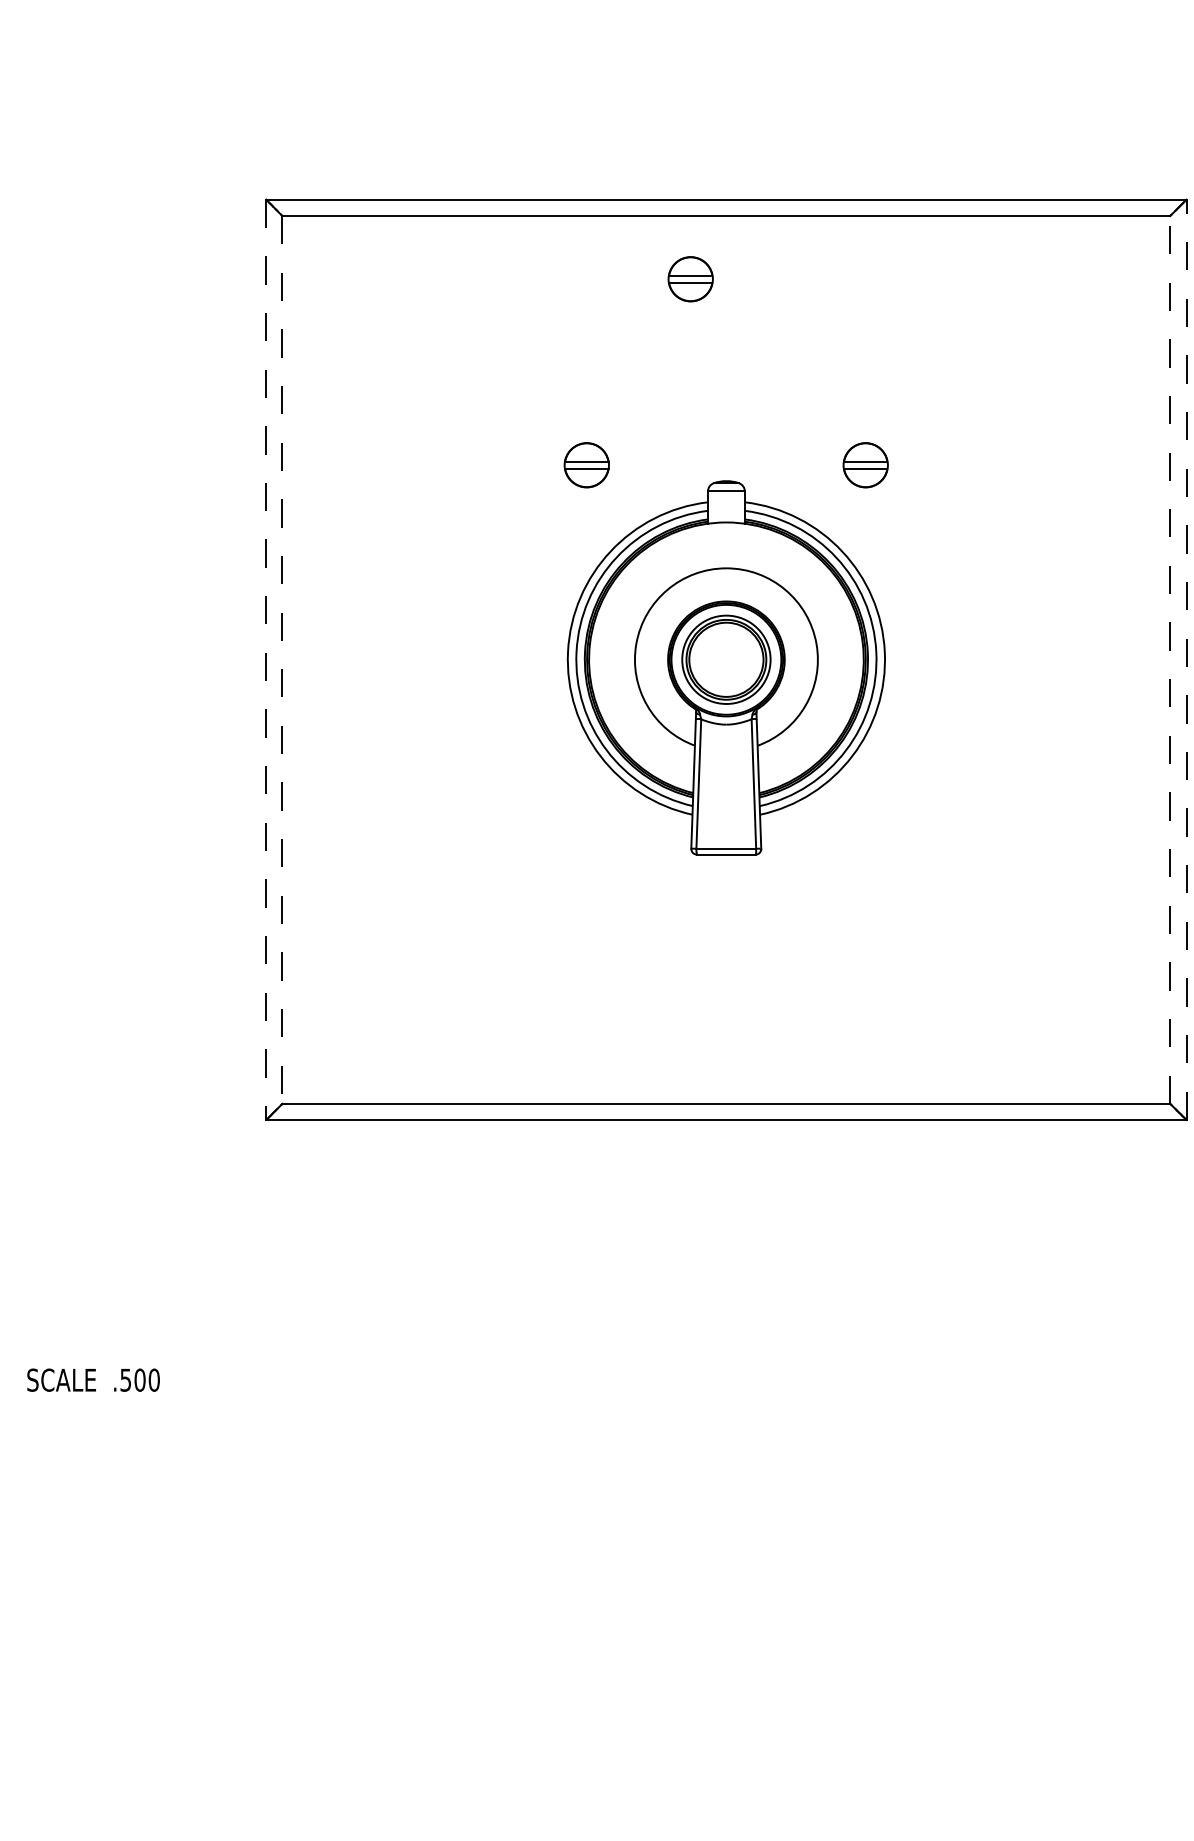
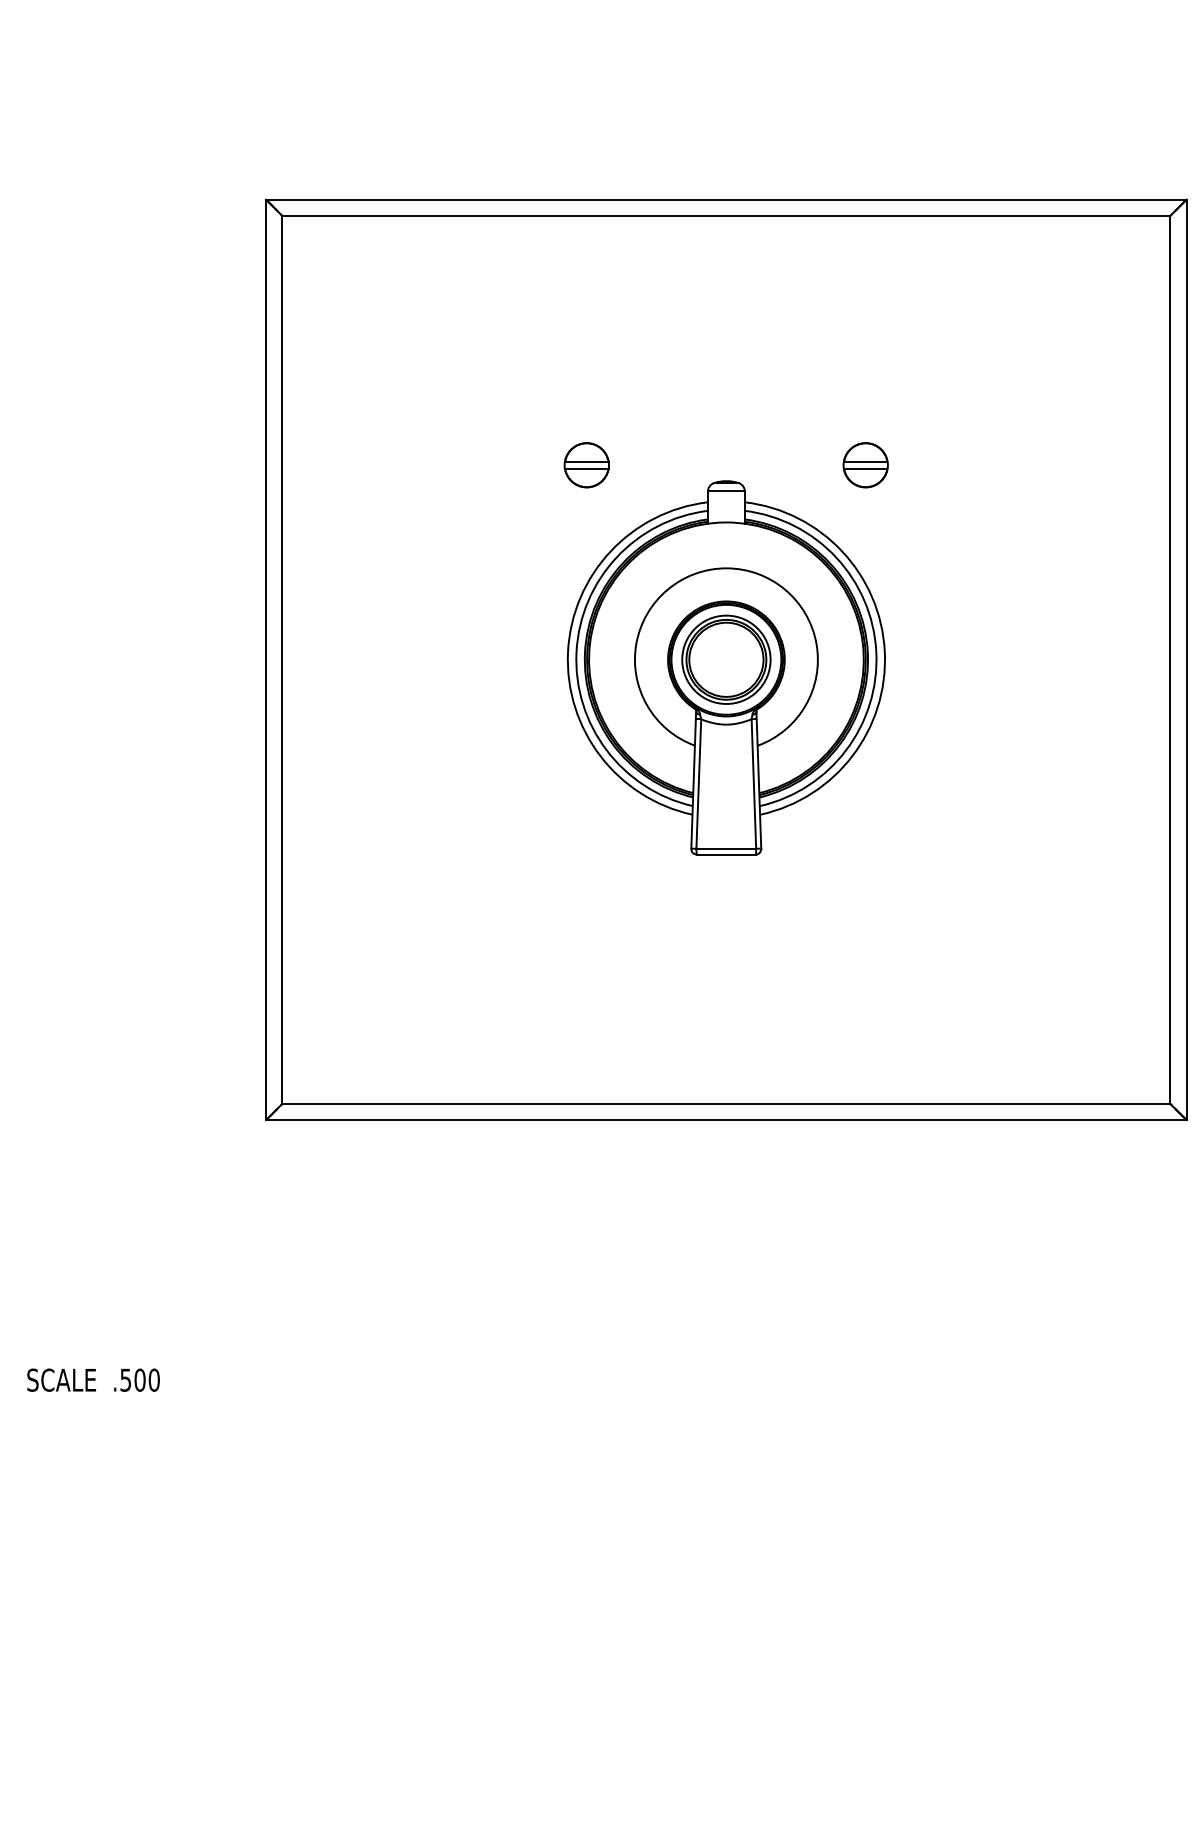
part: present -> none (690, 279)
line: dashed -> solid (282, 659)
line: dashed -> solid (1170, 659)
line: dashed -> solid (1186, 659)
line: dashed -> solid (266, 660)
